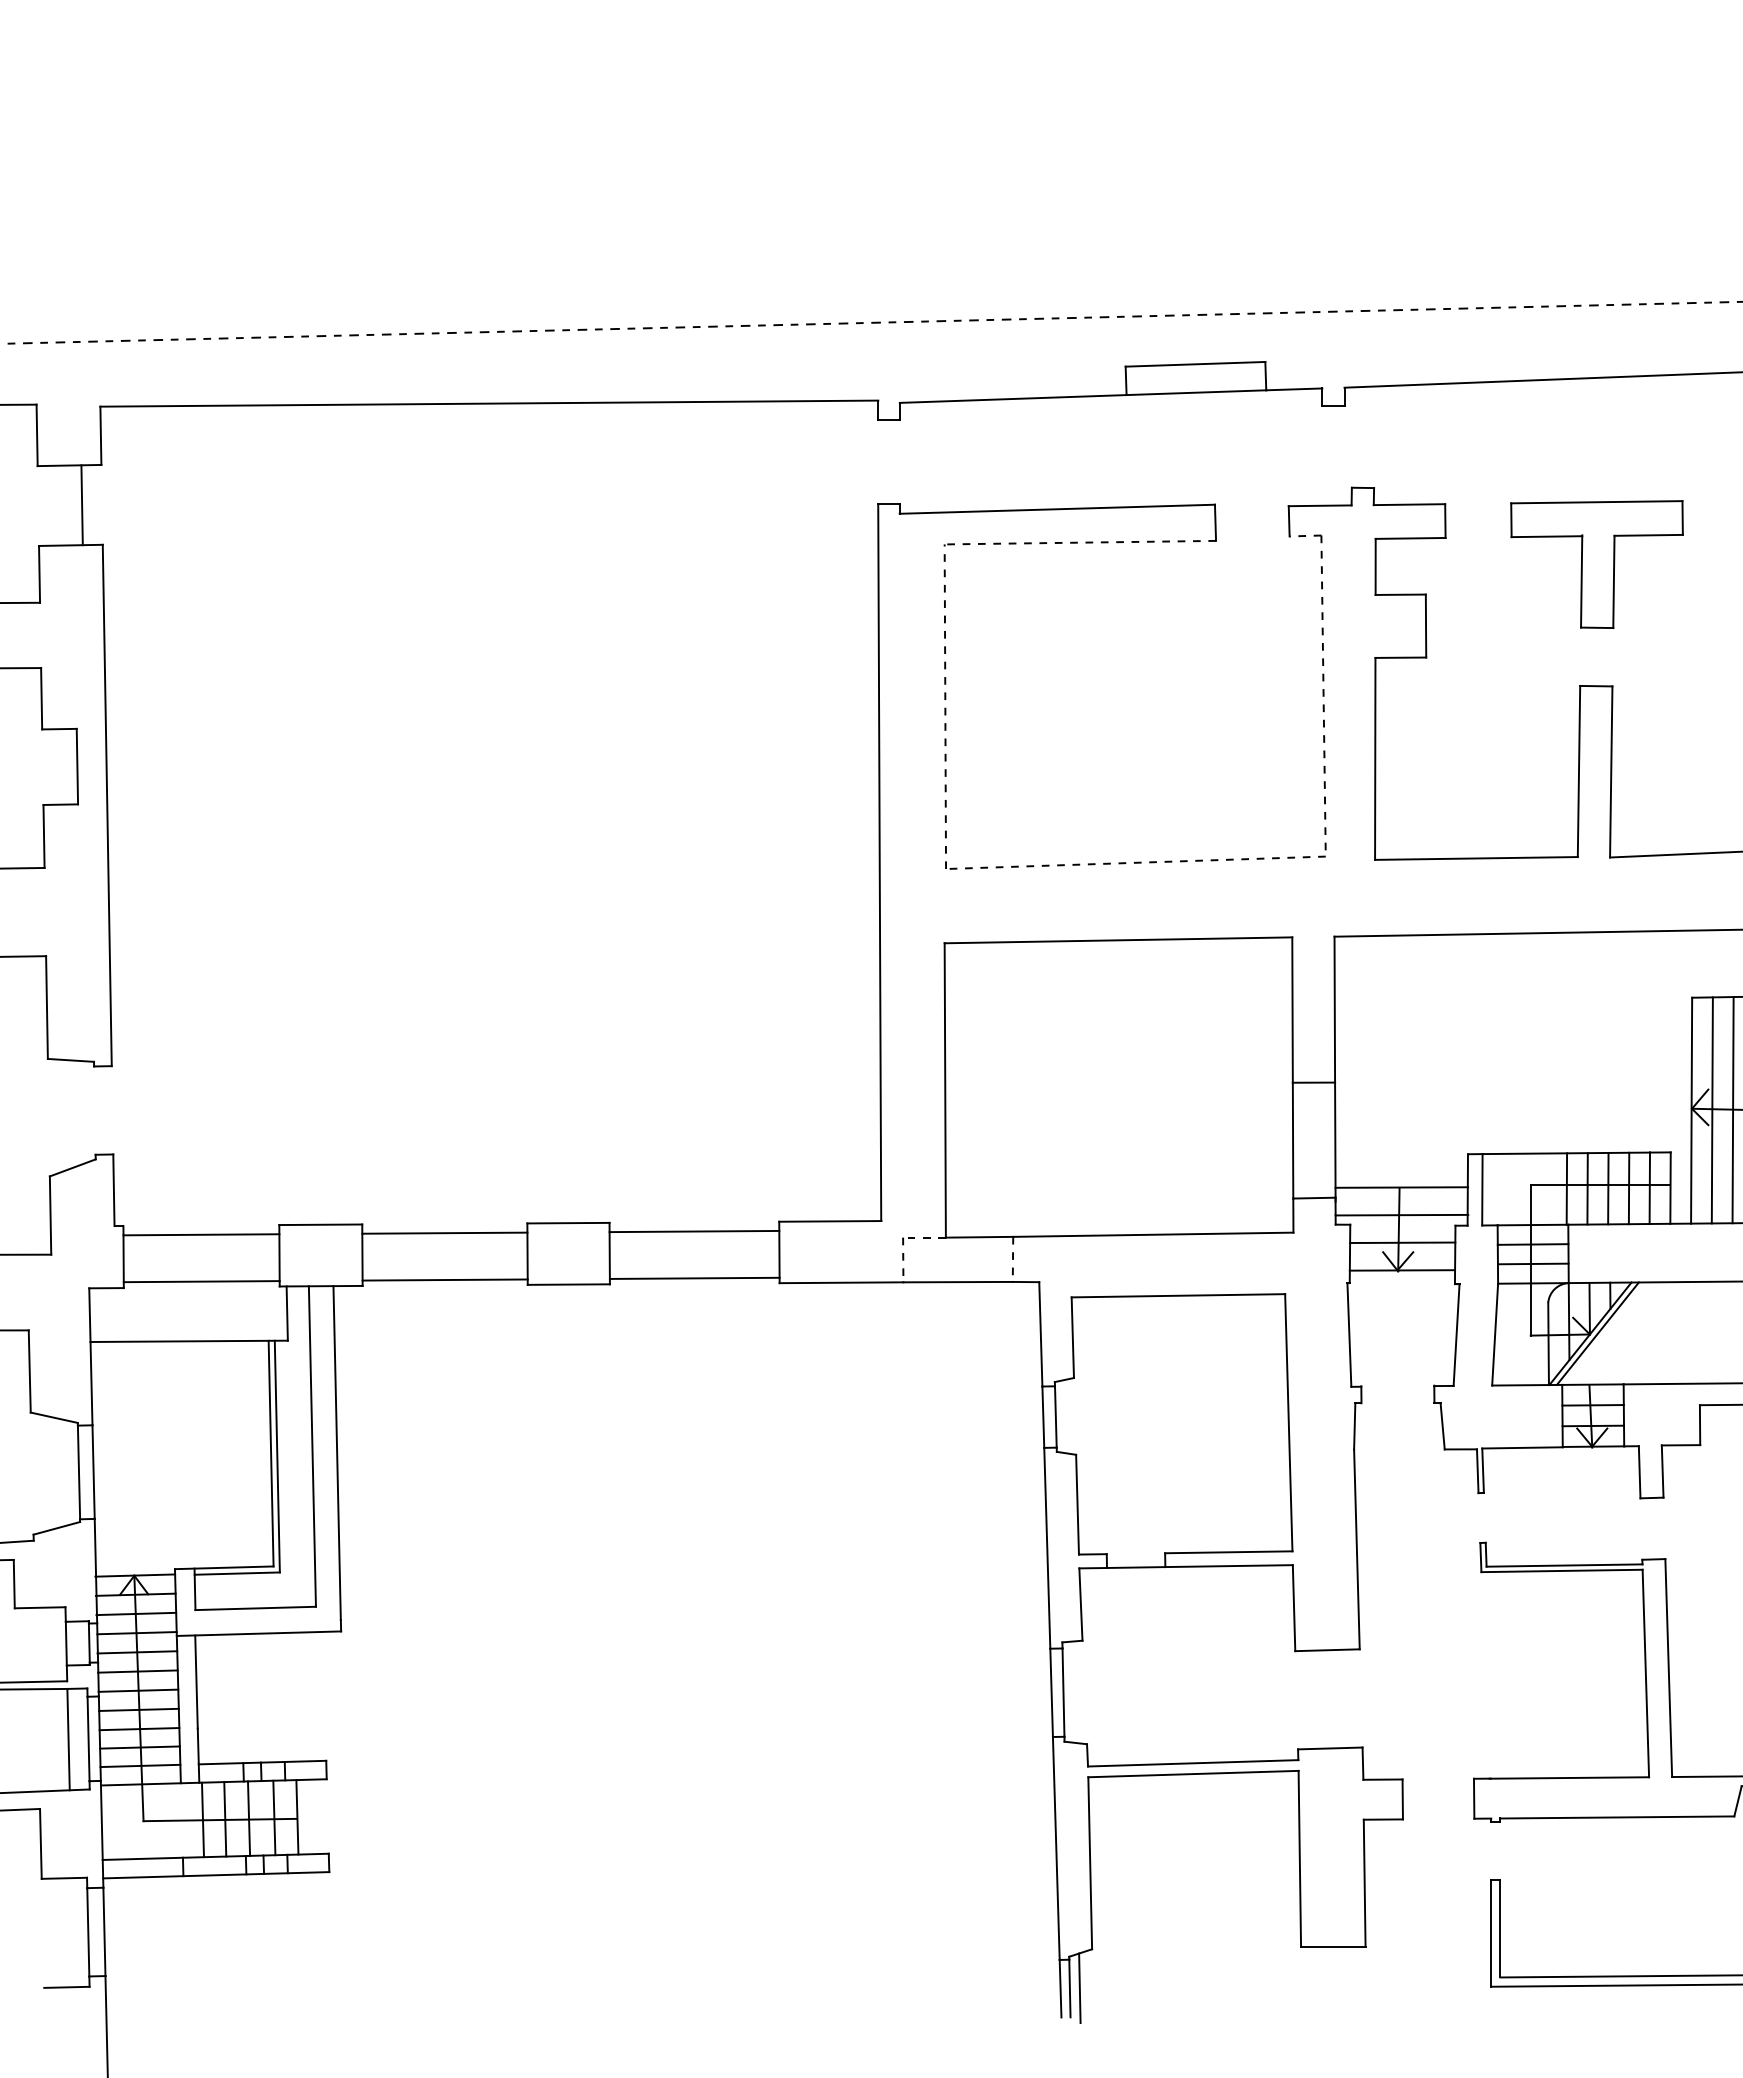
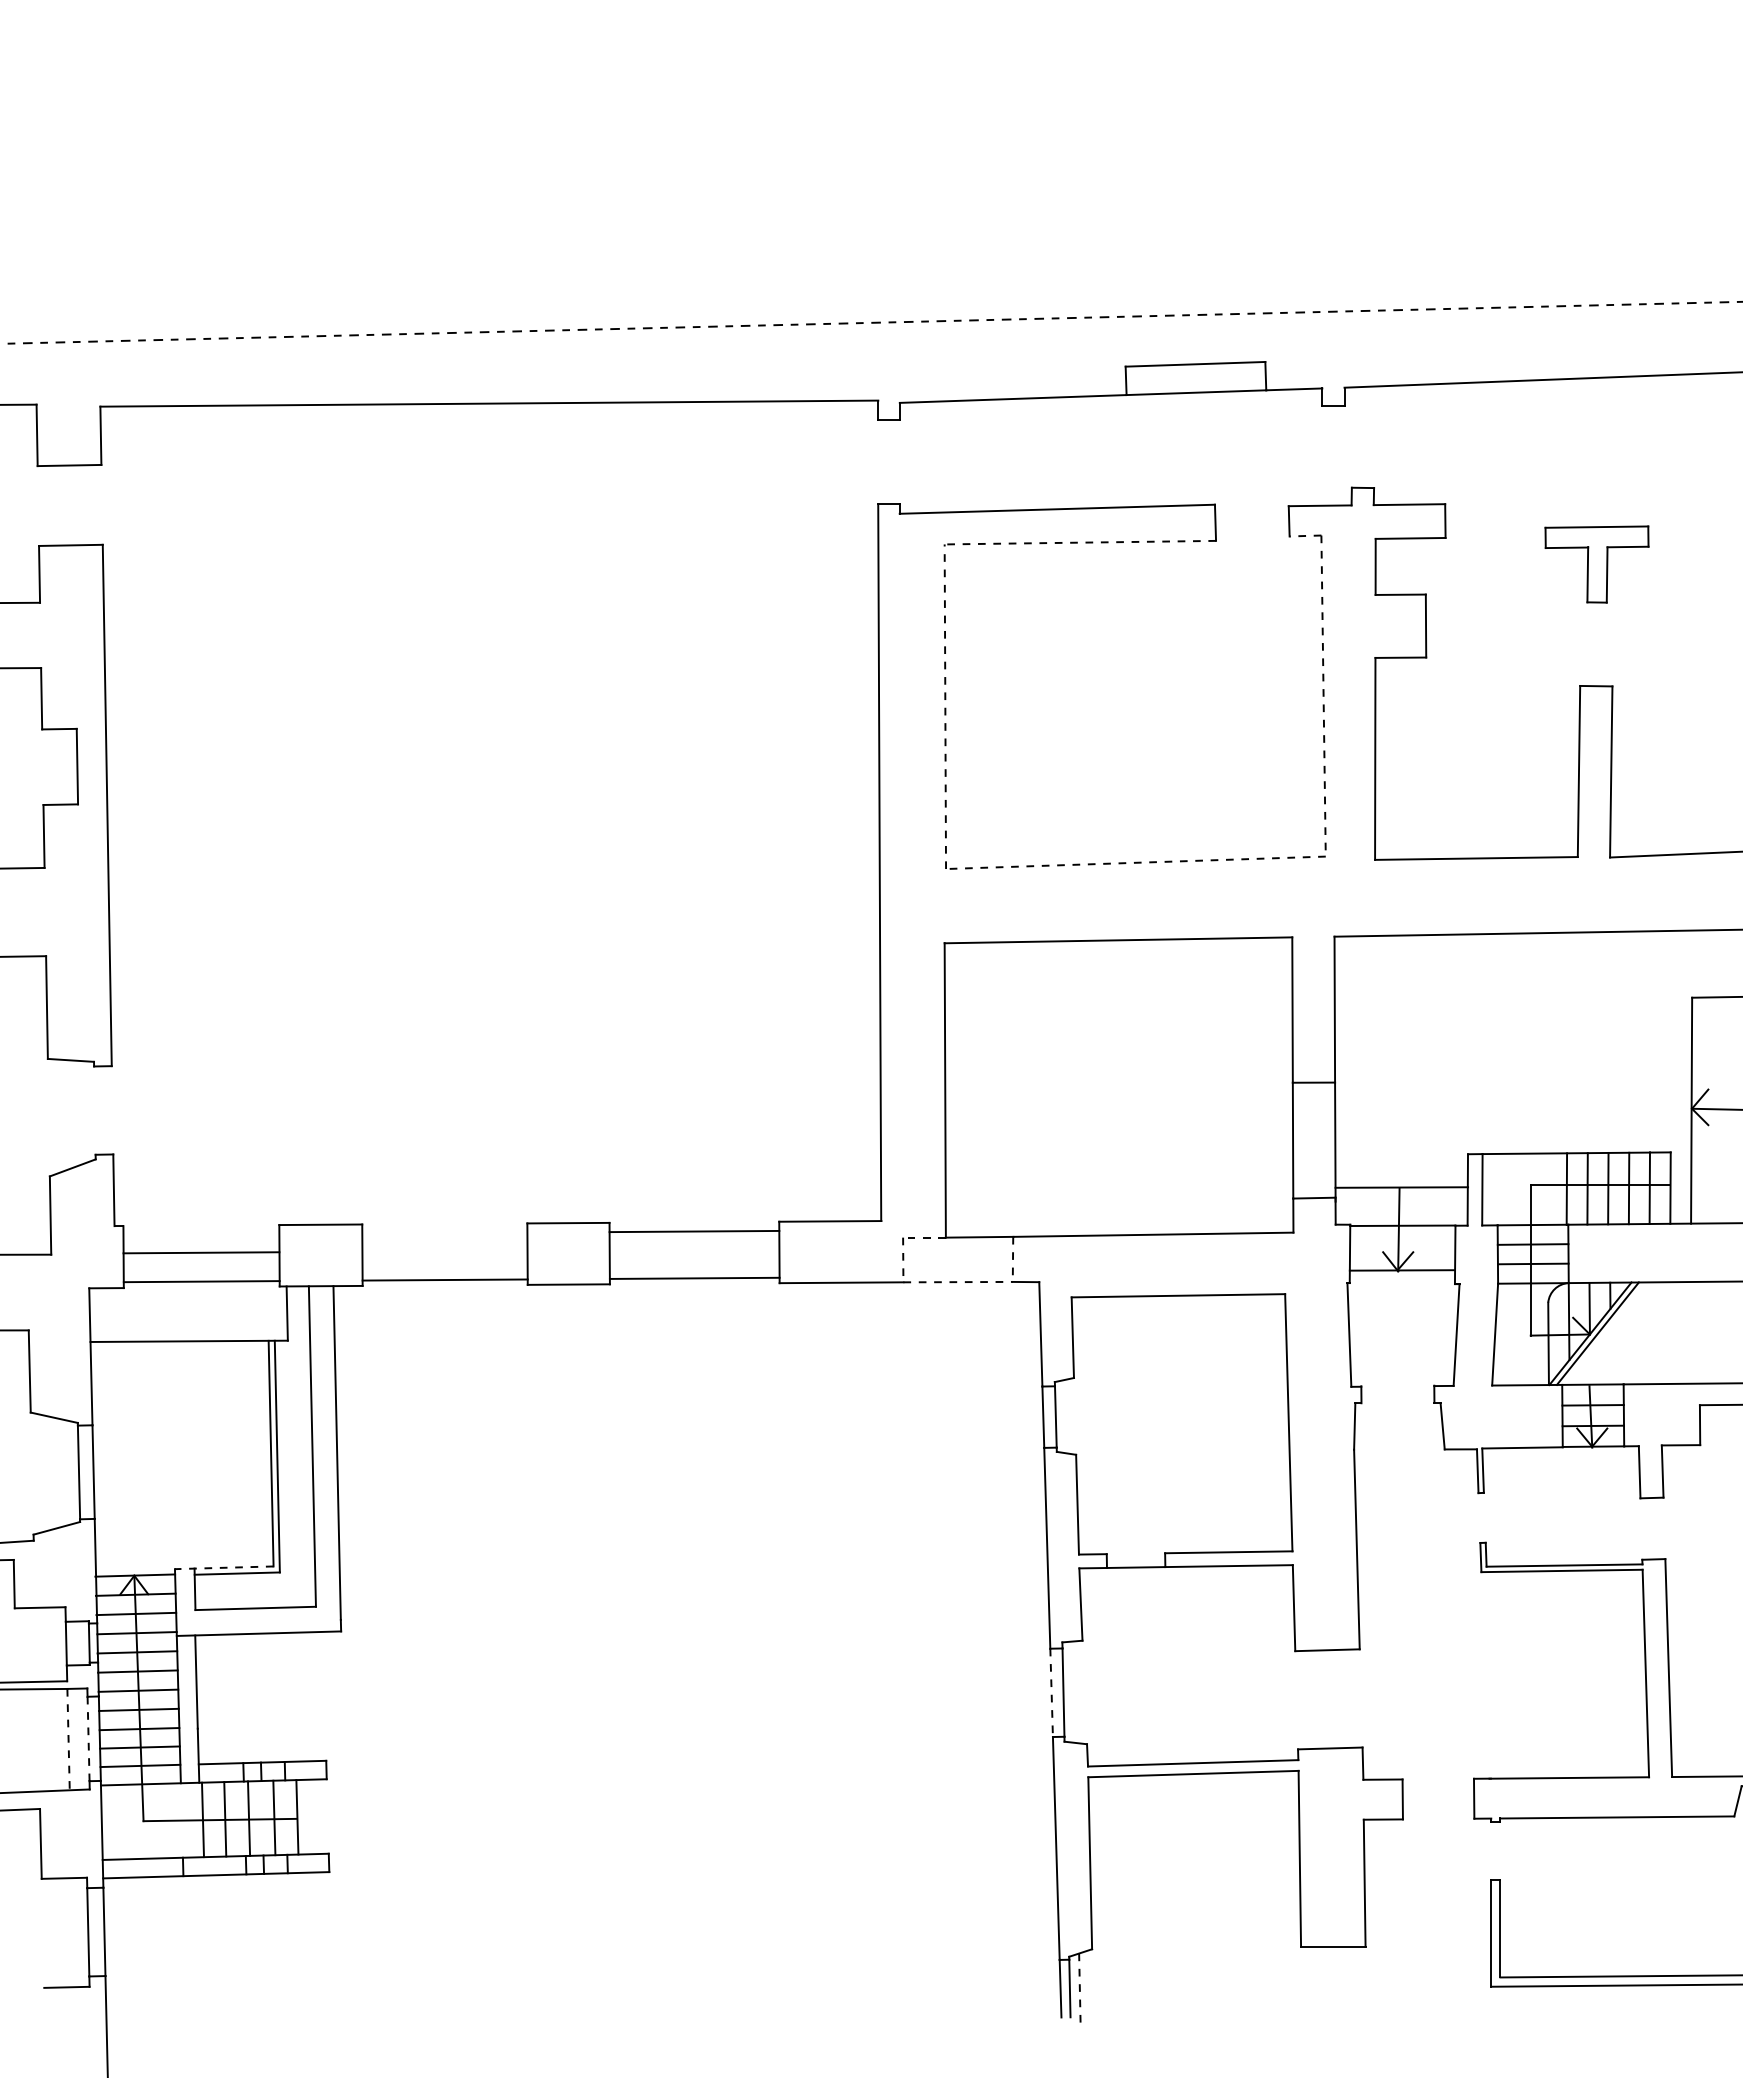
line: present -> none (81, 505)
part size: 174x129 px -> 106x79 px (1596, 564)
line: present -> none (1711, 1110)
line: present -> none (1732, 1110)
line: present -> none (1401, 1214)
line: present -> none (444, 1232)
line position: (201, 1234) -> (201, 1252) (201, 1252)
line position: (1402, 1242) -> (1402, 1225) (1402, 1225)
line: solid -> dashed (958, 1282)
line: solid -> dashed (223, 1567)
line: solid -> dashed (1051, 1693)
line: solid -> dashed (68, 1739)
line: solid -> dashed (88, 1739)
line: solid -> dashed (1079, 1988)
